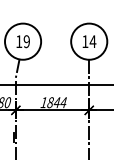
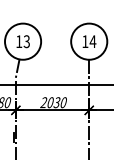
text: 19 -> 13 (26, 41)
text: 1844 -> 2030 (53, 102)
